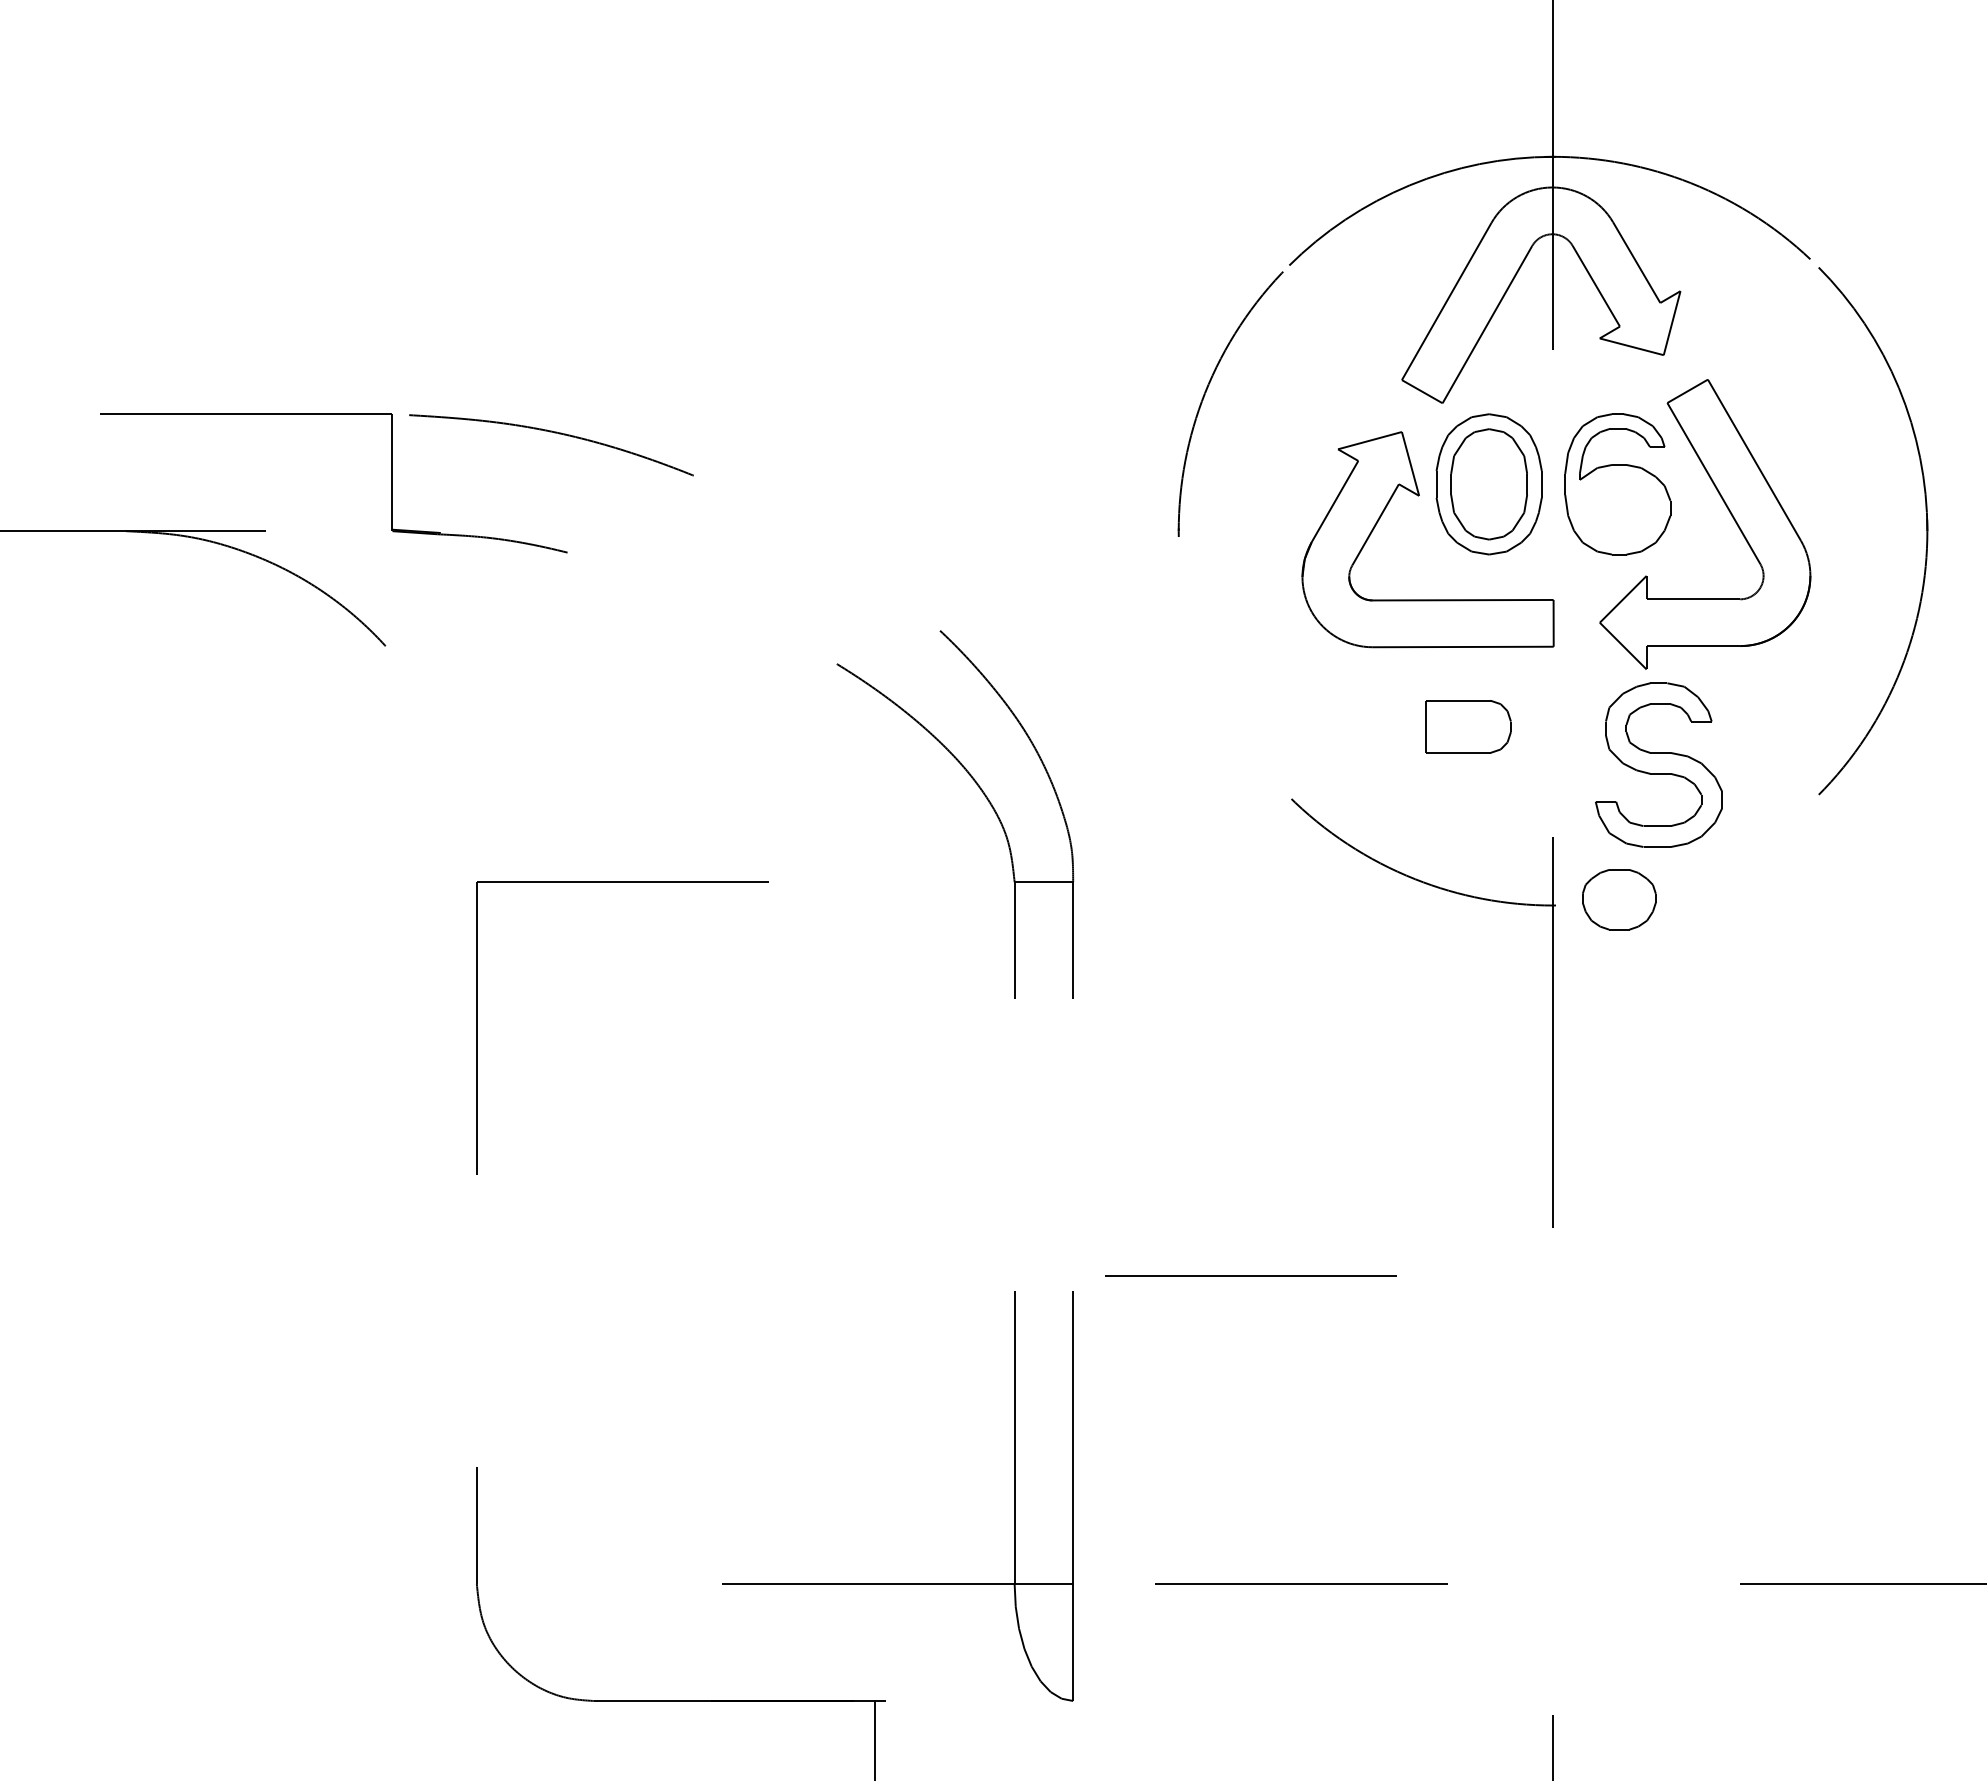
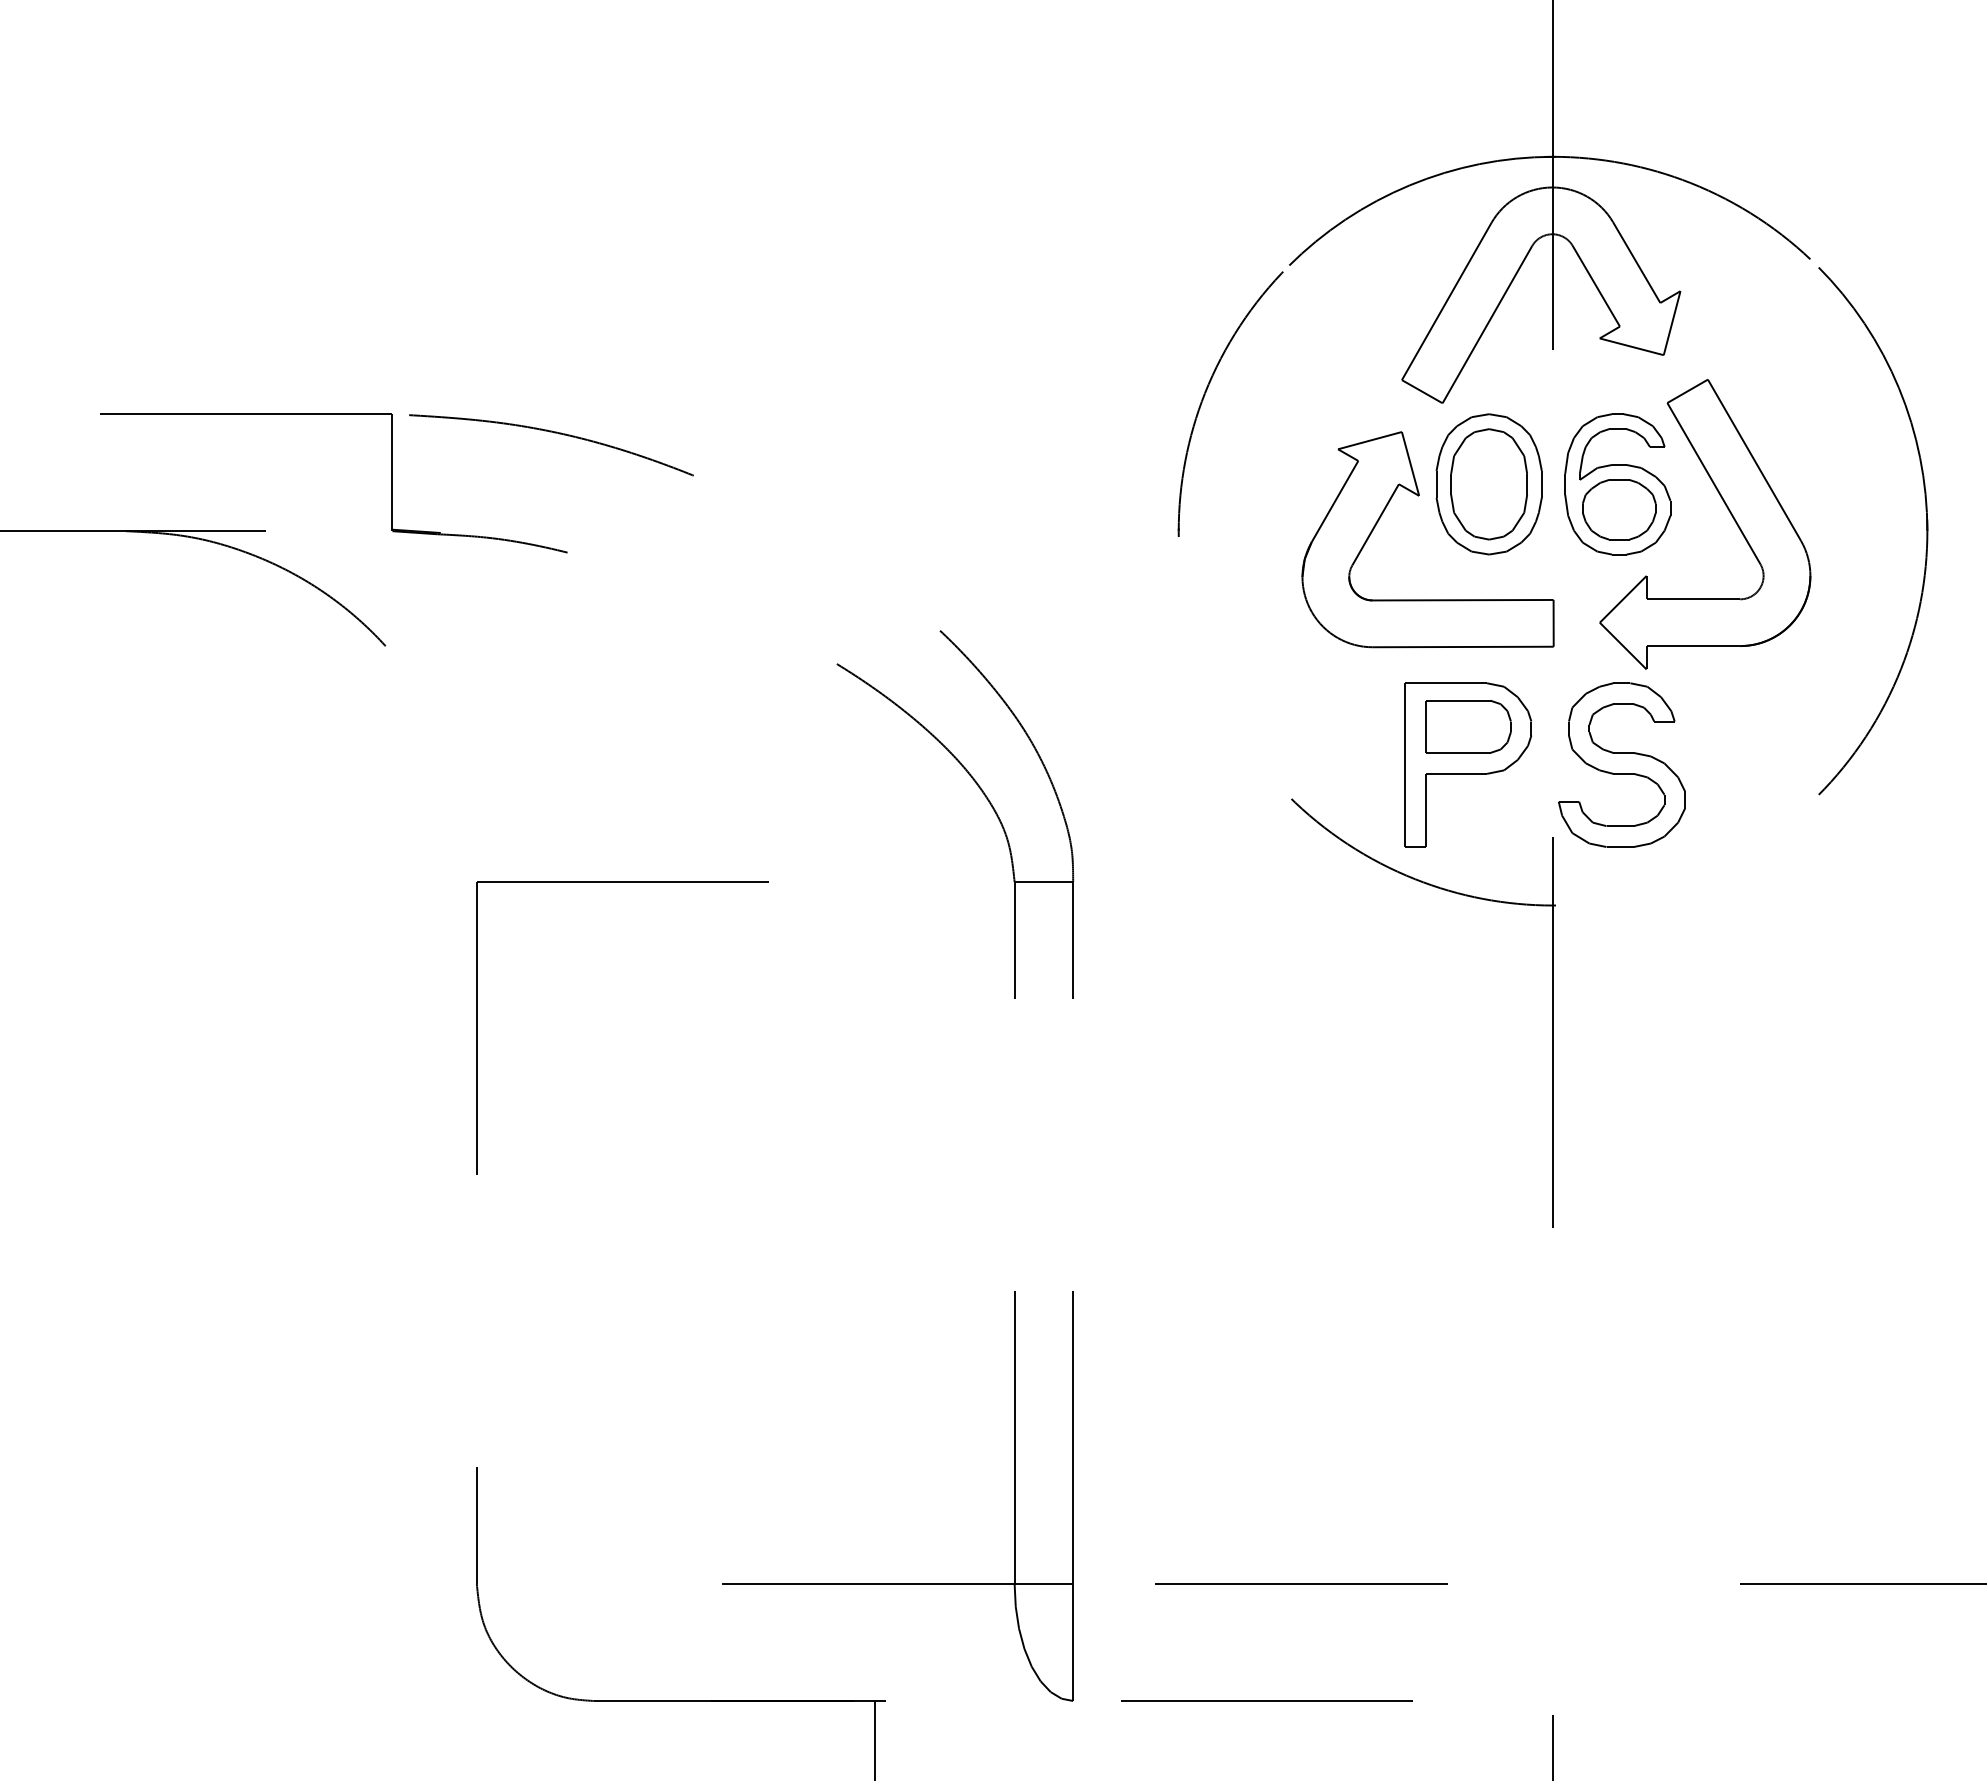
part: none -> present (1468, 764)
part position: (1658, 764) -> (1621, 764) (1621, 764)
part position: (1619, 899) -> (1619, 509) (1619, 509)
line position: (1250, 1275) -> (1266, 1700) (1266, 1700)
